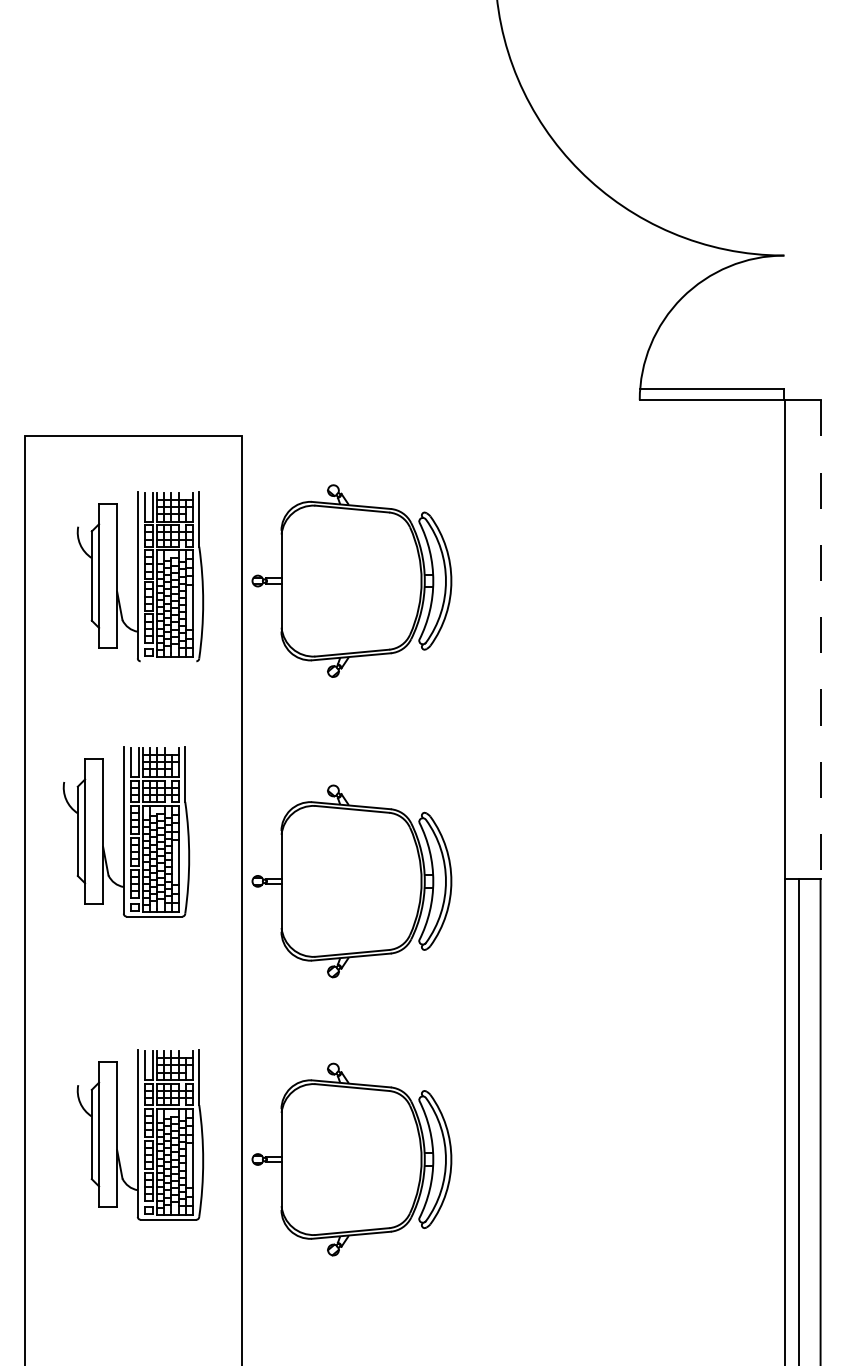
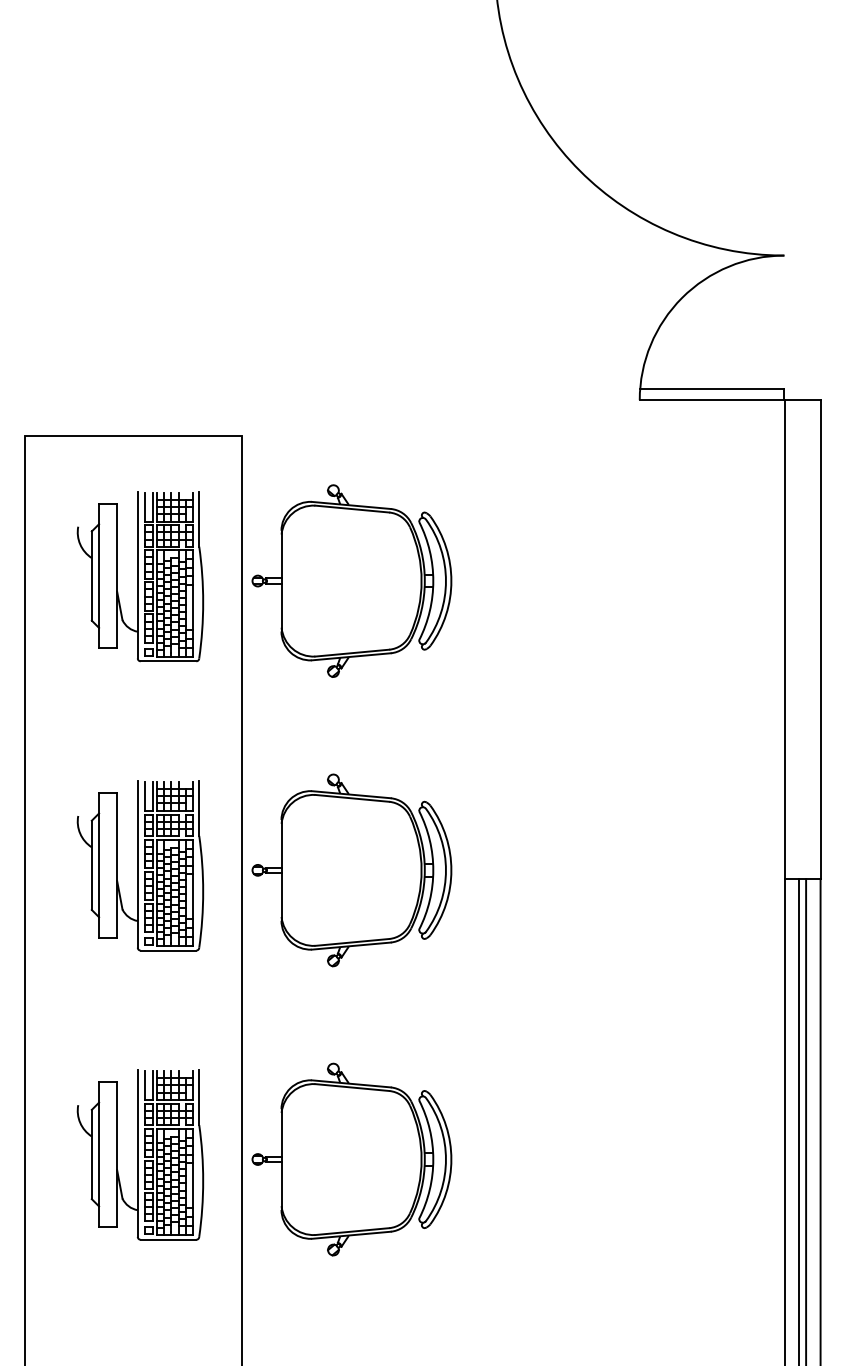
line: dashed -> solid (820, 640)
line: none -> present (168, 661)
part position: (126, 831) -> (140, 865) (140, 865)
part position: (351, 881) -> (351, 870) (351, 870)
line: none -> present (806, 1120)
part position: (140, 1134) -> (140, 1154) (140, 1154)
